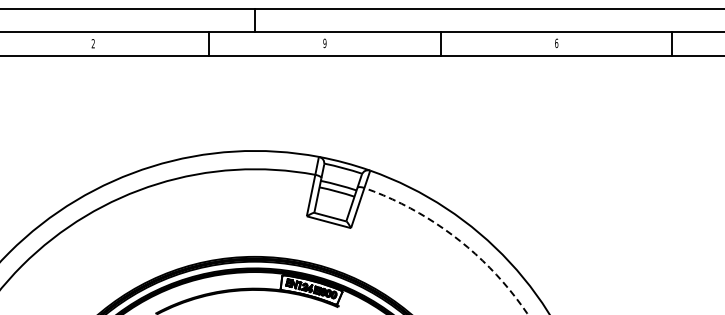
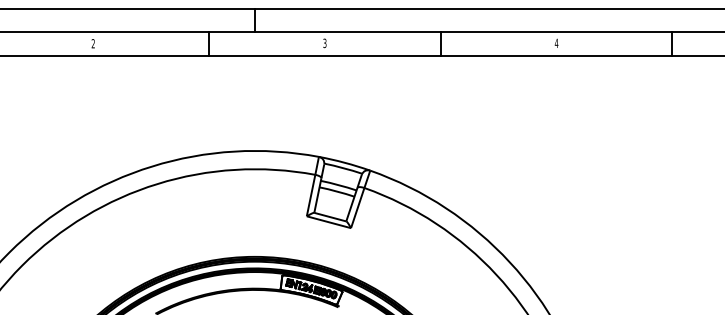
text: 9 -> 3 (324, 43)
text: 6 -> 4 (556, 43)
arc: dashed -> solid (455, 237)
